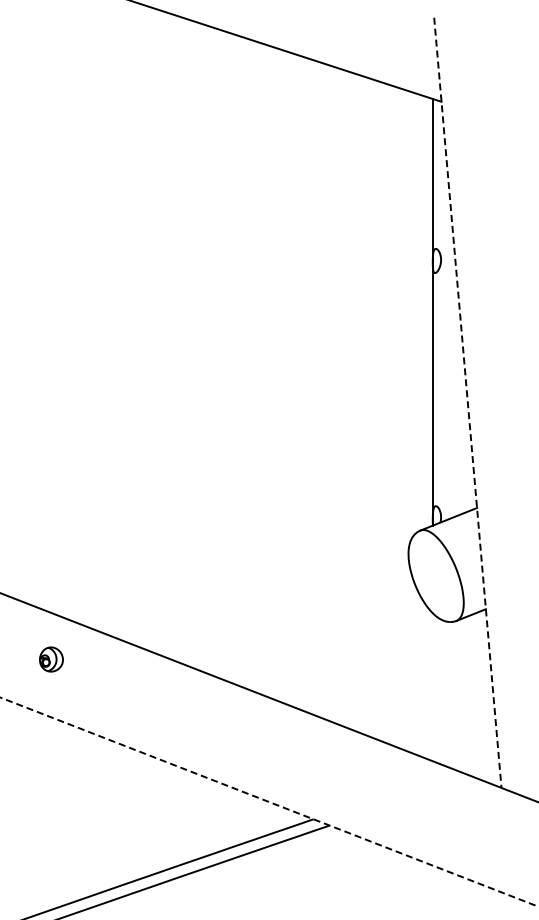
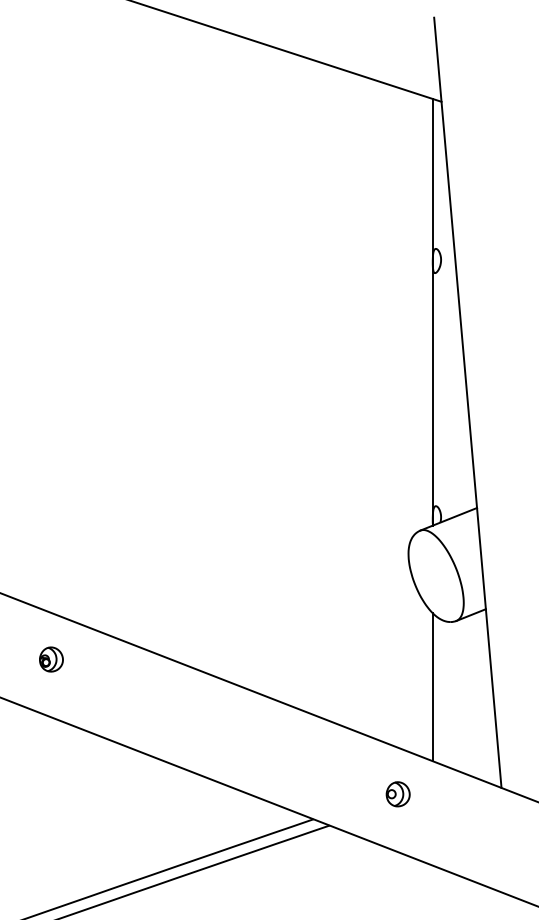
line: dashed -> solid (467, 402)
line: none -> present (432, 687)
part: none -> present (397, 794)
line: dashed -> solid (269, 802)
